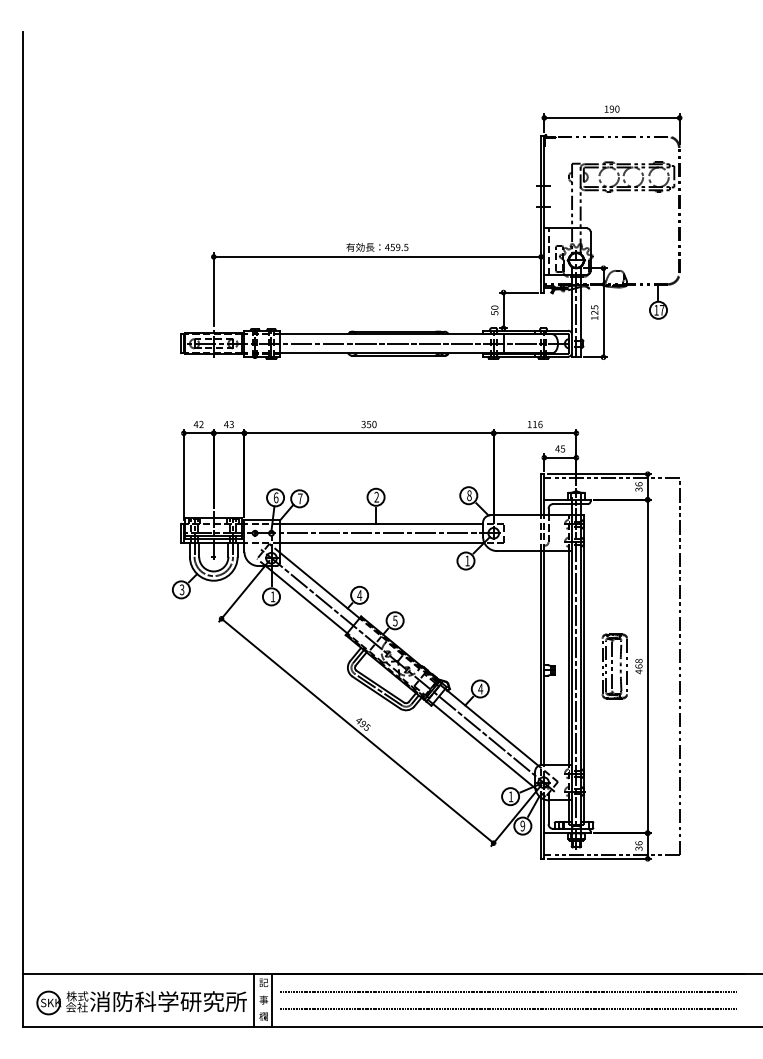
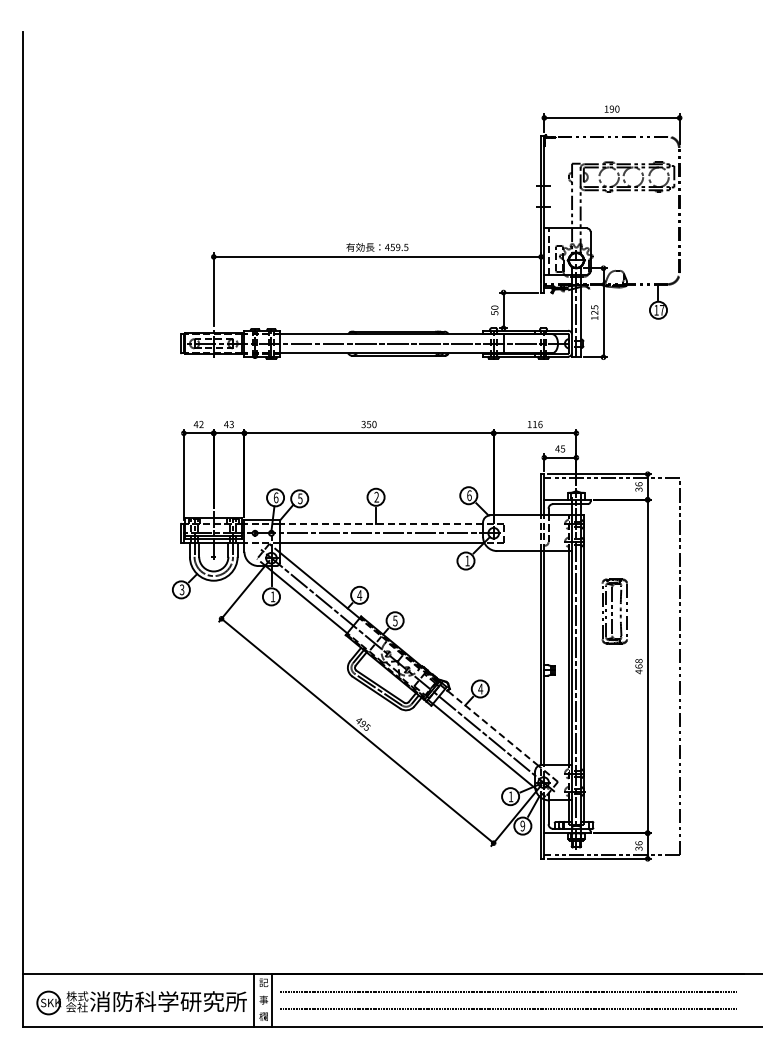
text: 8 -> 6 (469, 495)
text: 7 -> 5 (300, 498)
line: solid -> dashed (383, 523)
part position: (614, 666) -> (614, 611) (614, 611)
line: solid -> dashed (491, 727)
